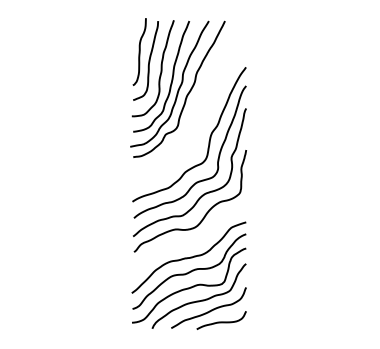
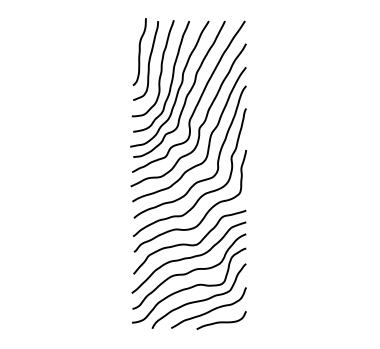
part: none -> present (194, 107)
curve: none -> present (187, 243)
